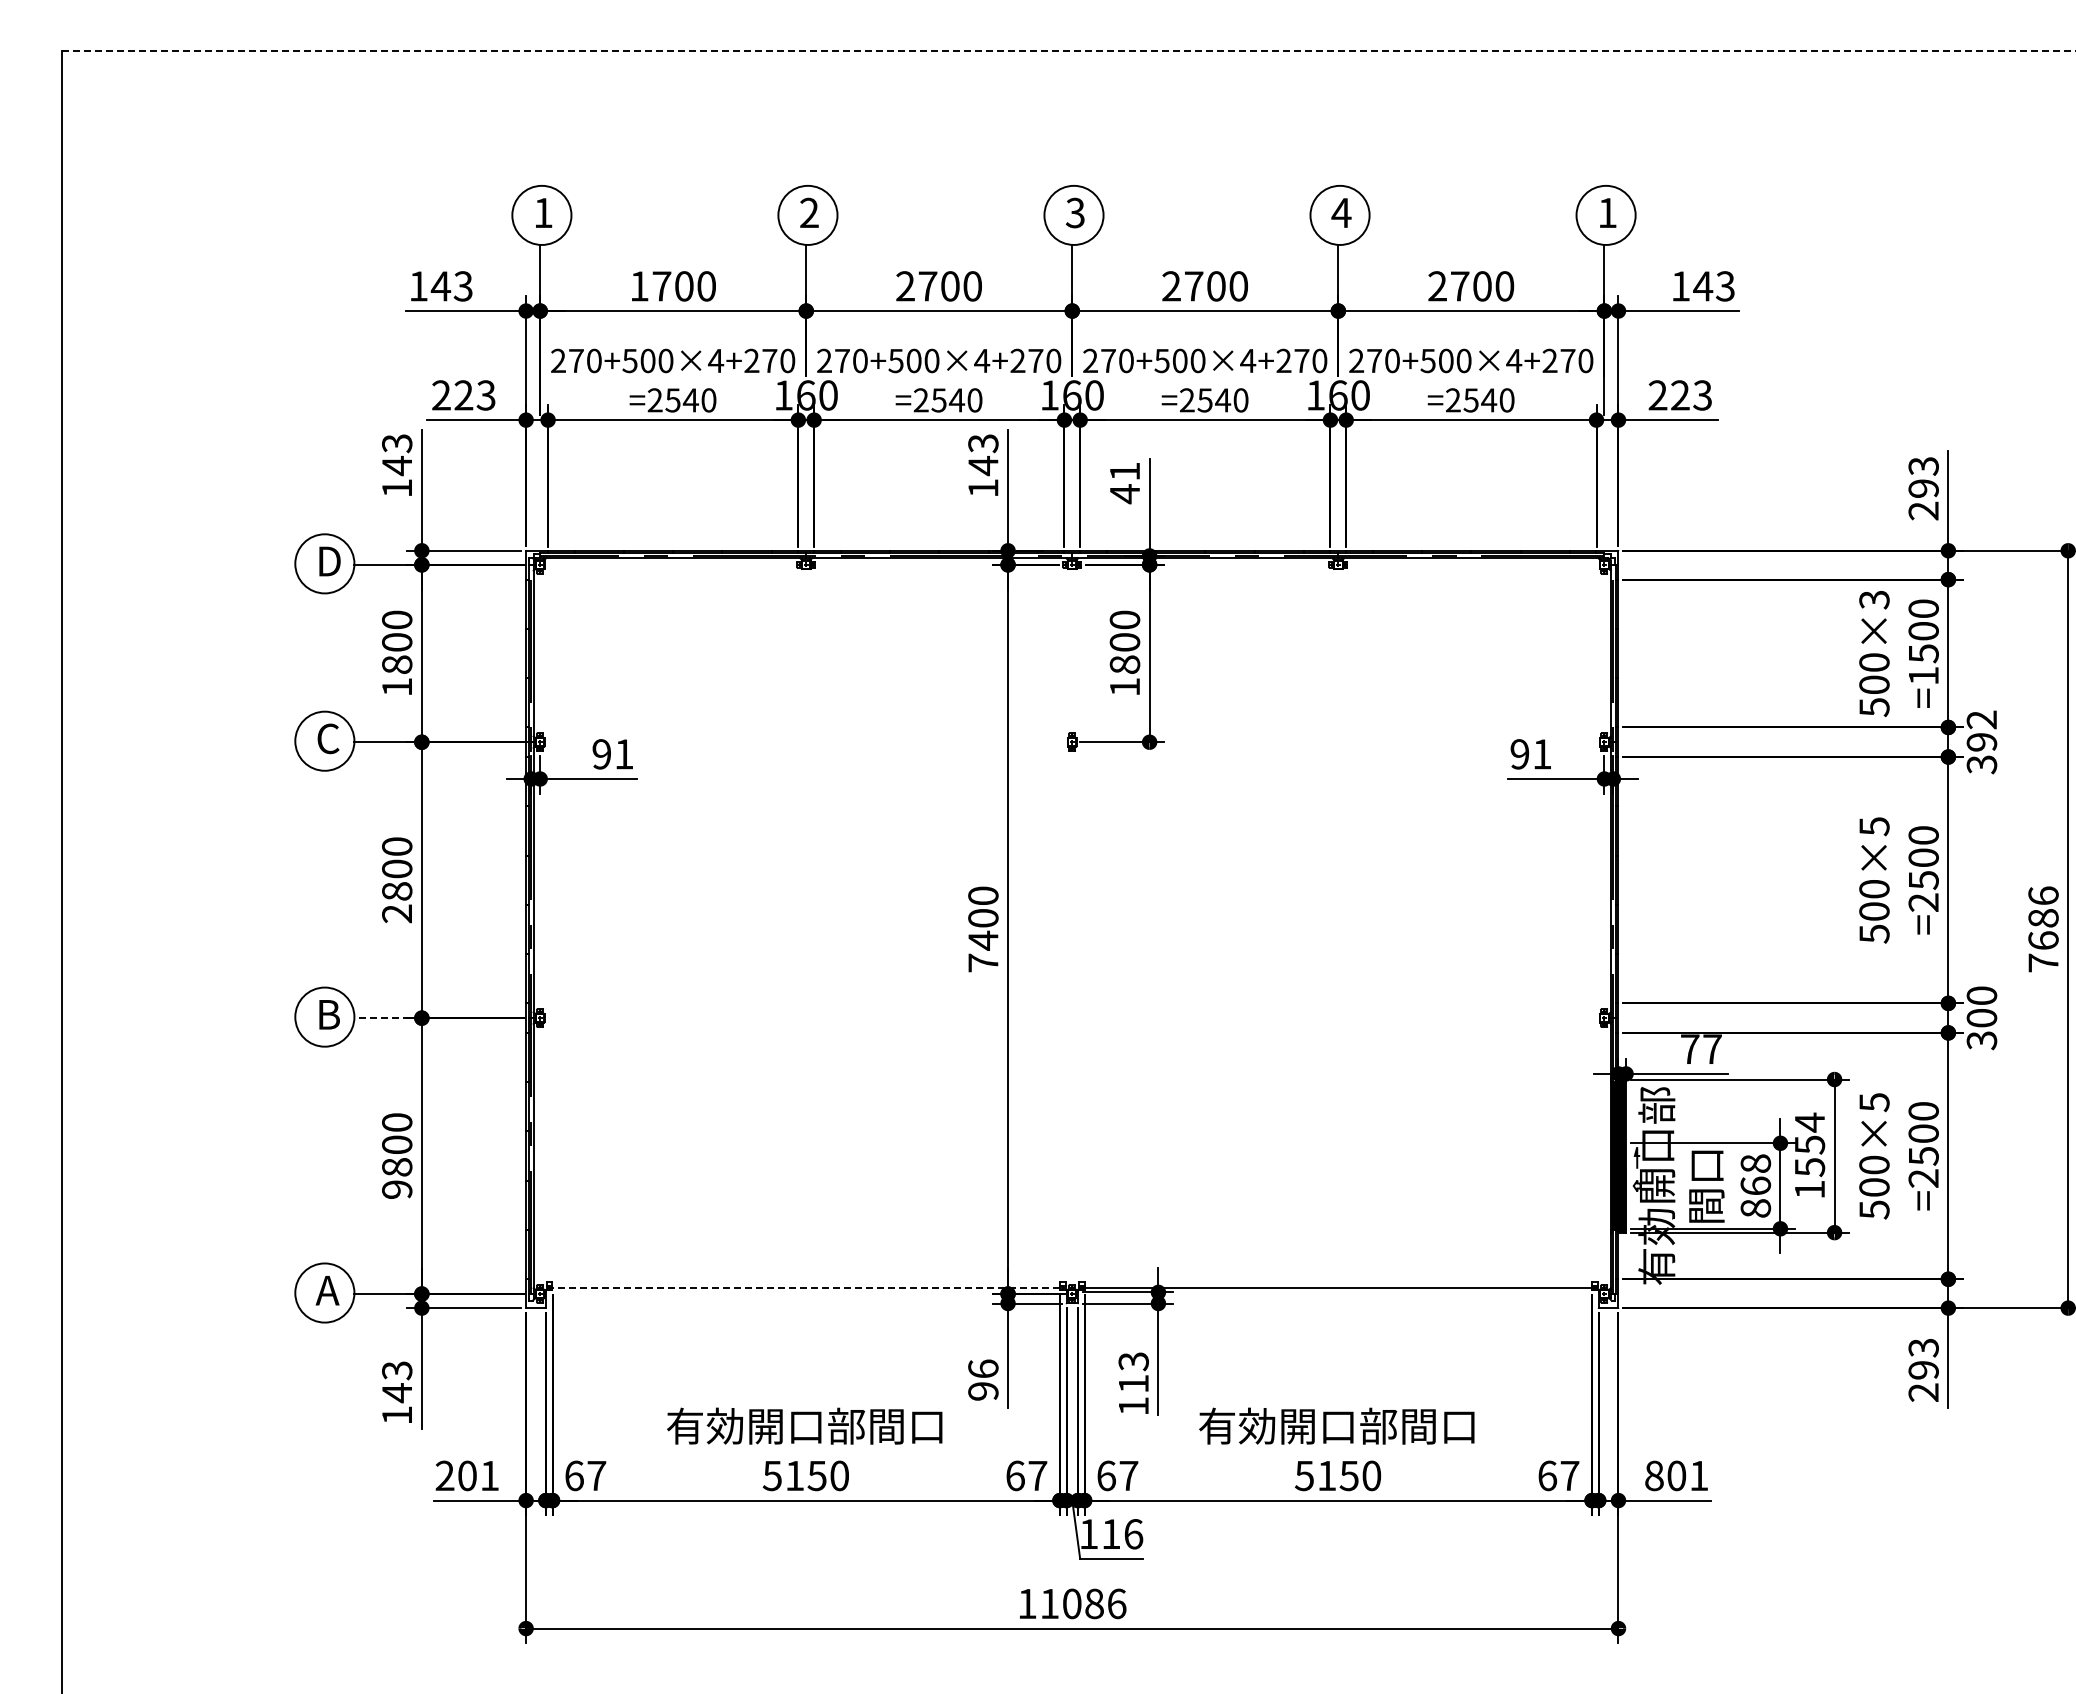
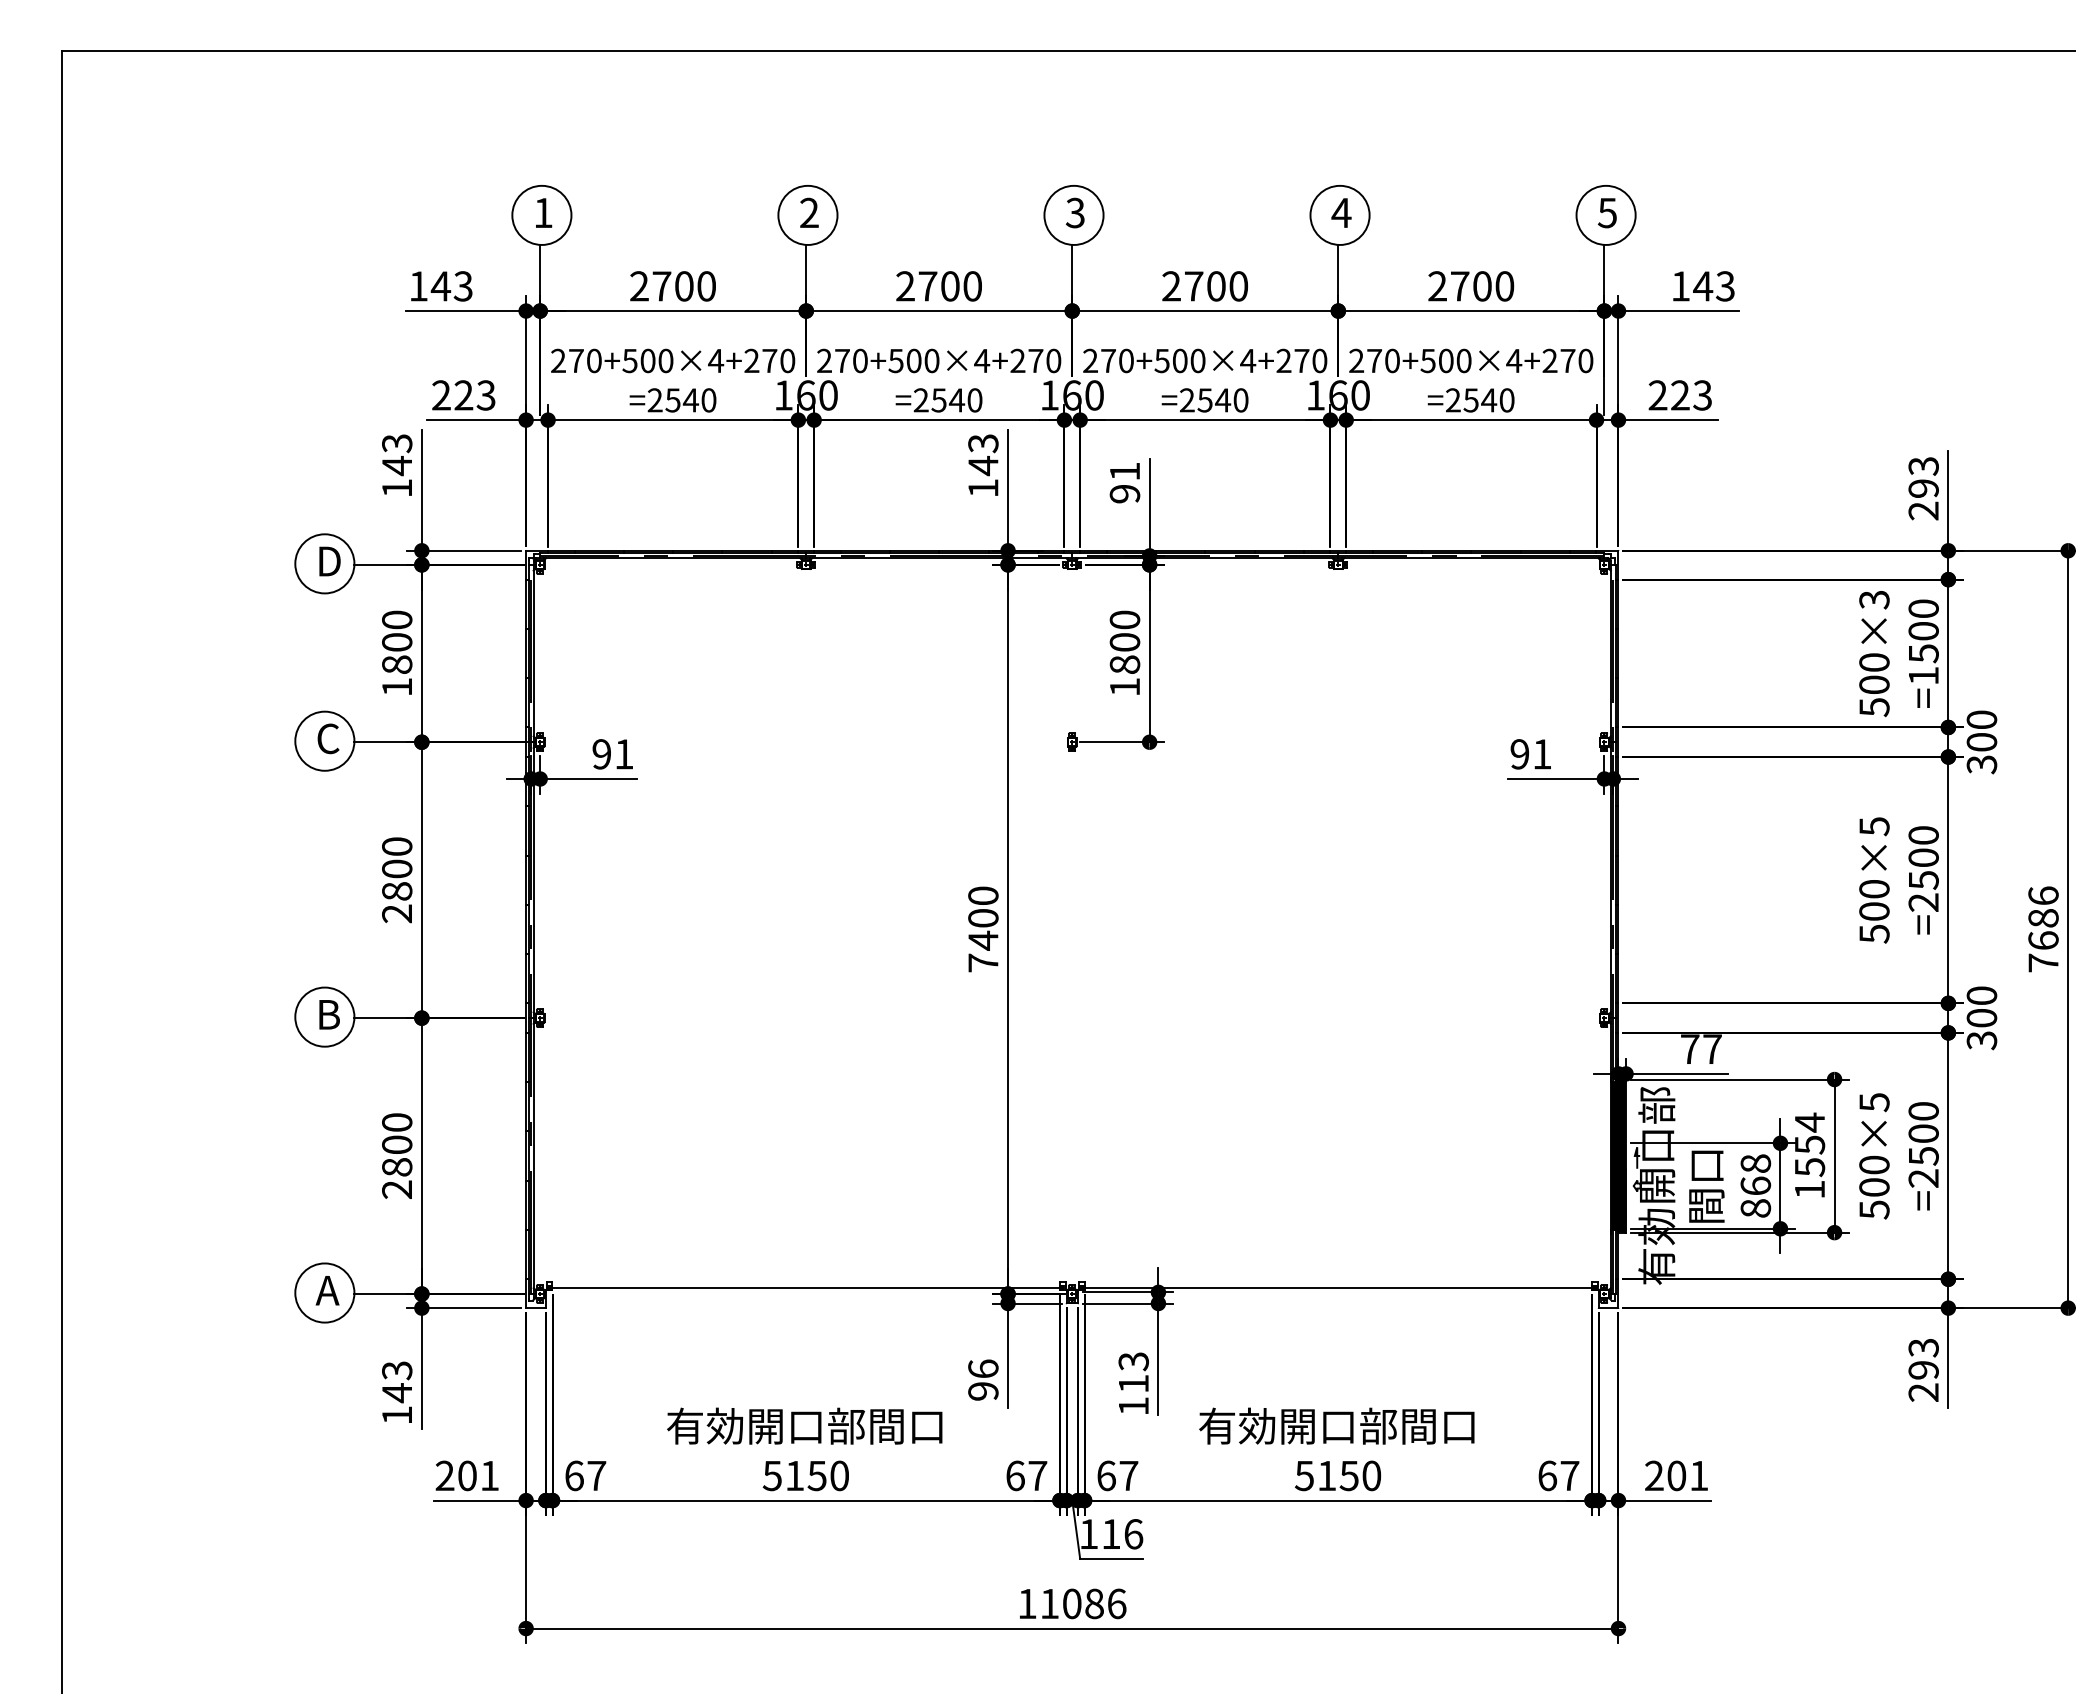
line: dashed -> solid (1069, 50)
text: 1 -> 5 (1606, 213)
text: 1700 -> 2700 (639, 286)
text: 41 -> 91 (1124, 494)
text: 392 -> 300 (1981, 730)
line: dashed -> solid (382, 1018)
text: 9800 -> 2800 (397, 1189)
line: dashed -> solid (806, 1288)
text: 801 -> 201 (1654, 1475)
